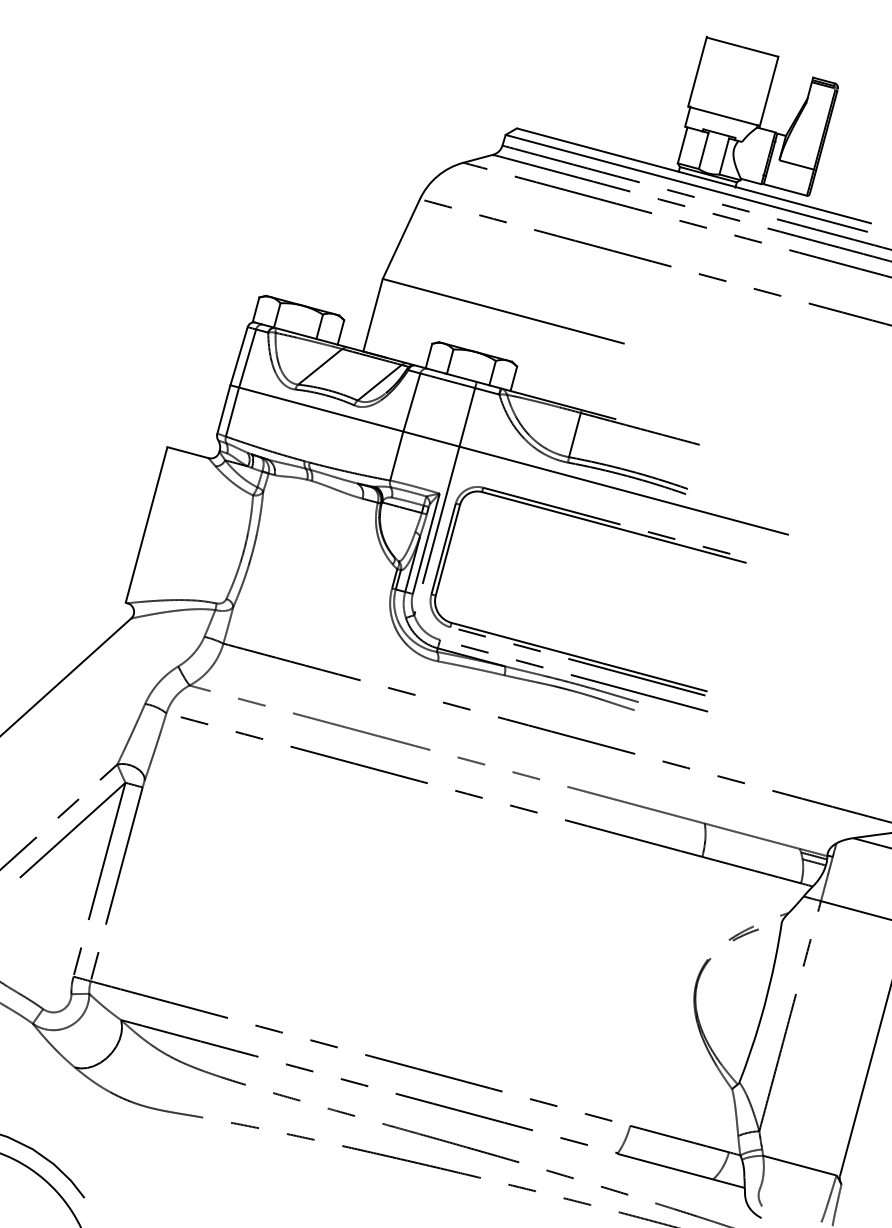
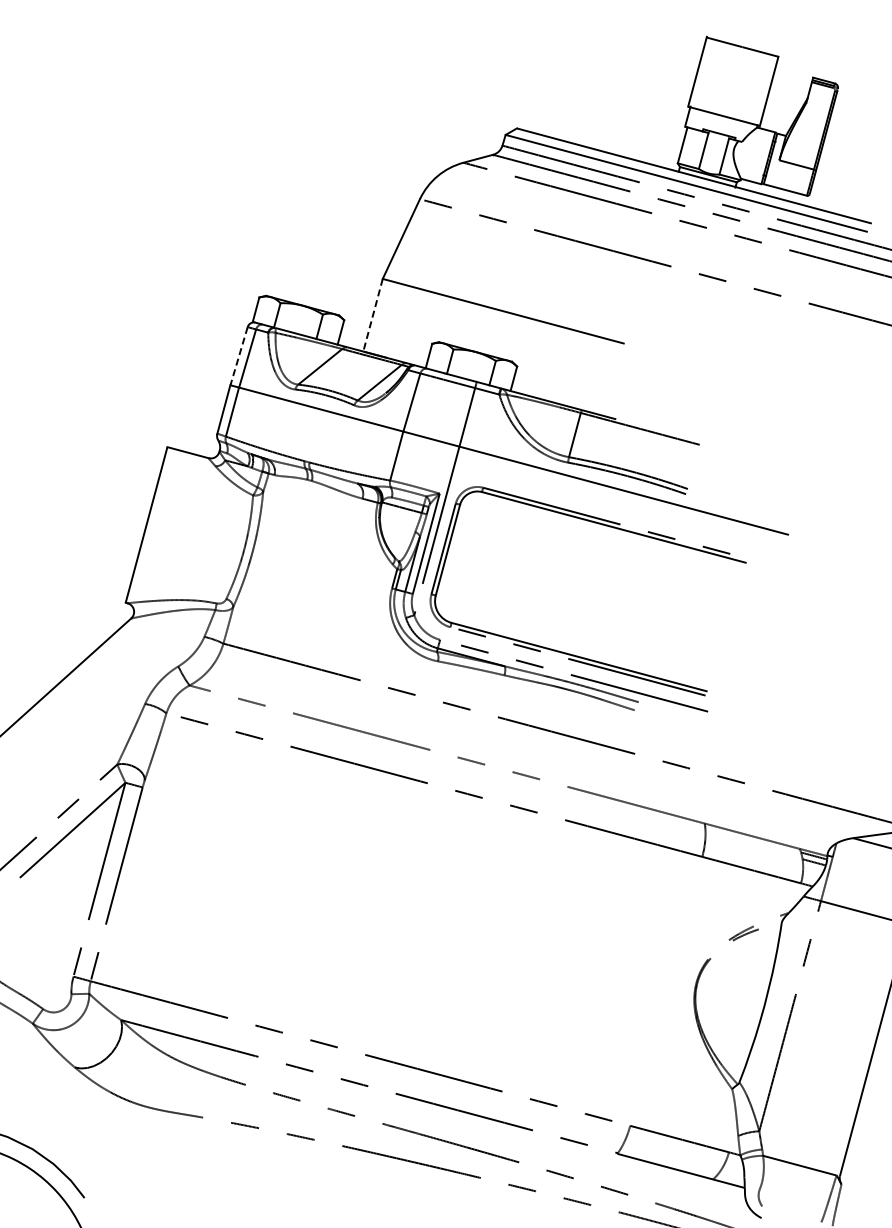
line: solid -> dashed (373, 315)
line: solid -> dashed (238, 356)
